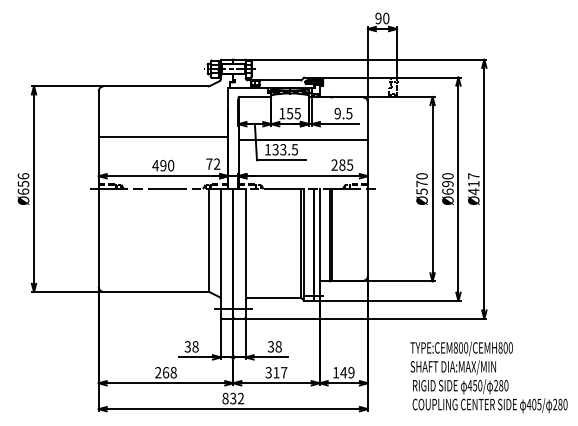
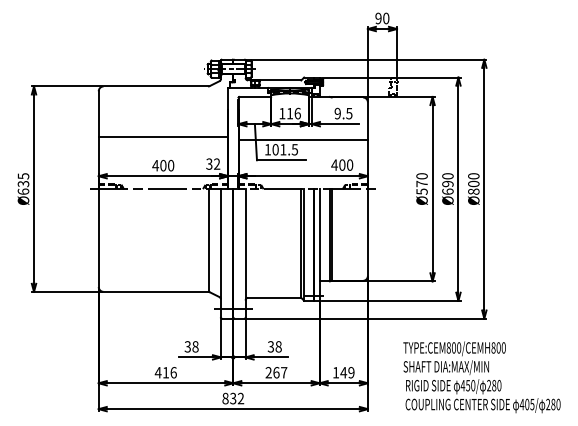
text: 155 -> 116 (293, 113)
text: 133.5 -> 101.5 (279, 149)
text: 72 -> 32 (209, 163)
text: 285 -> 400 (342, 164)
text: 490 -> 400 (163, 165)
text: Ø656 -> Ø635 (23, 179)
text: Ø417 -> Ø800 (473, 184)
text: 268 -> 416 (165, 372)
text: 317 -> 267 (272, 372)
text position: (488, 377) -> (481, 377) (481, 377)
